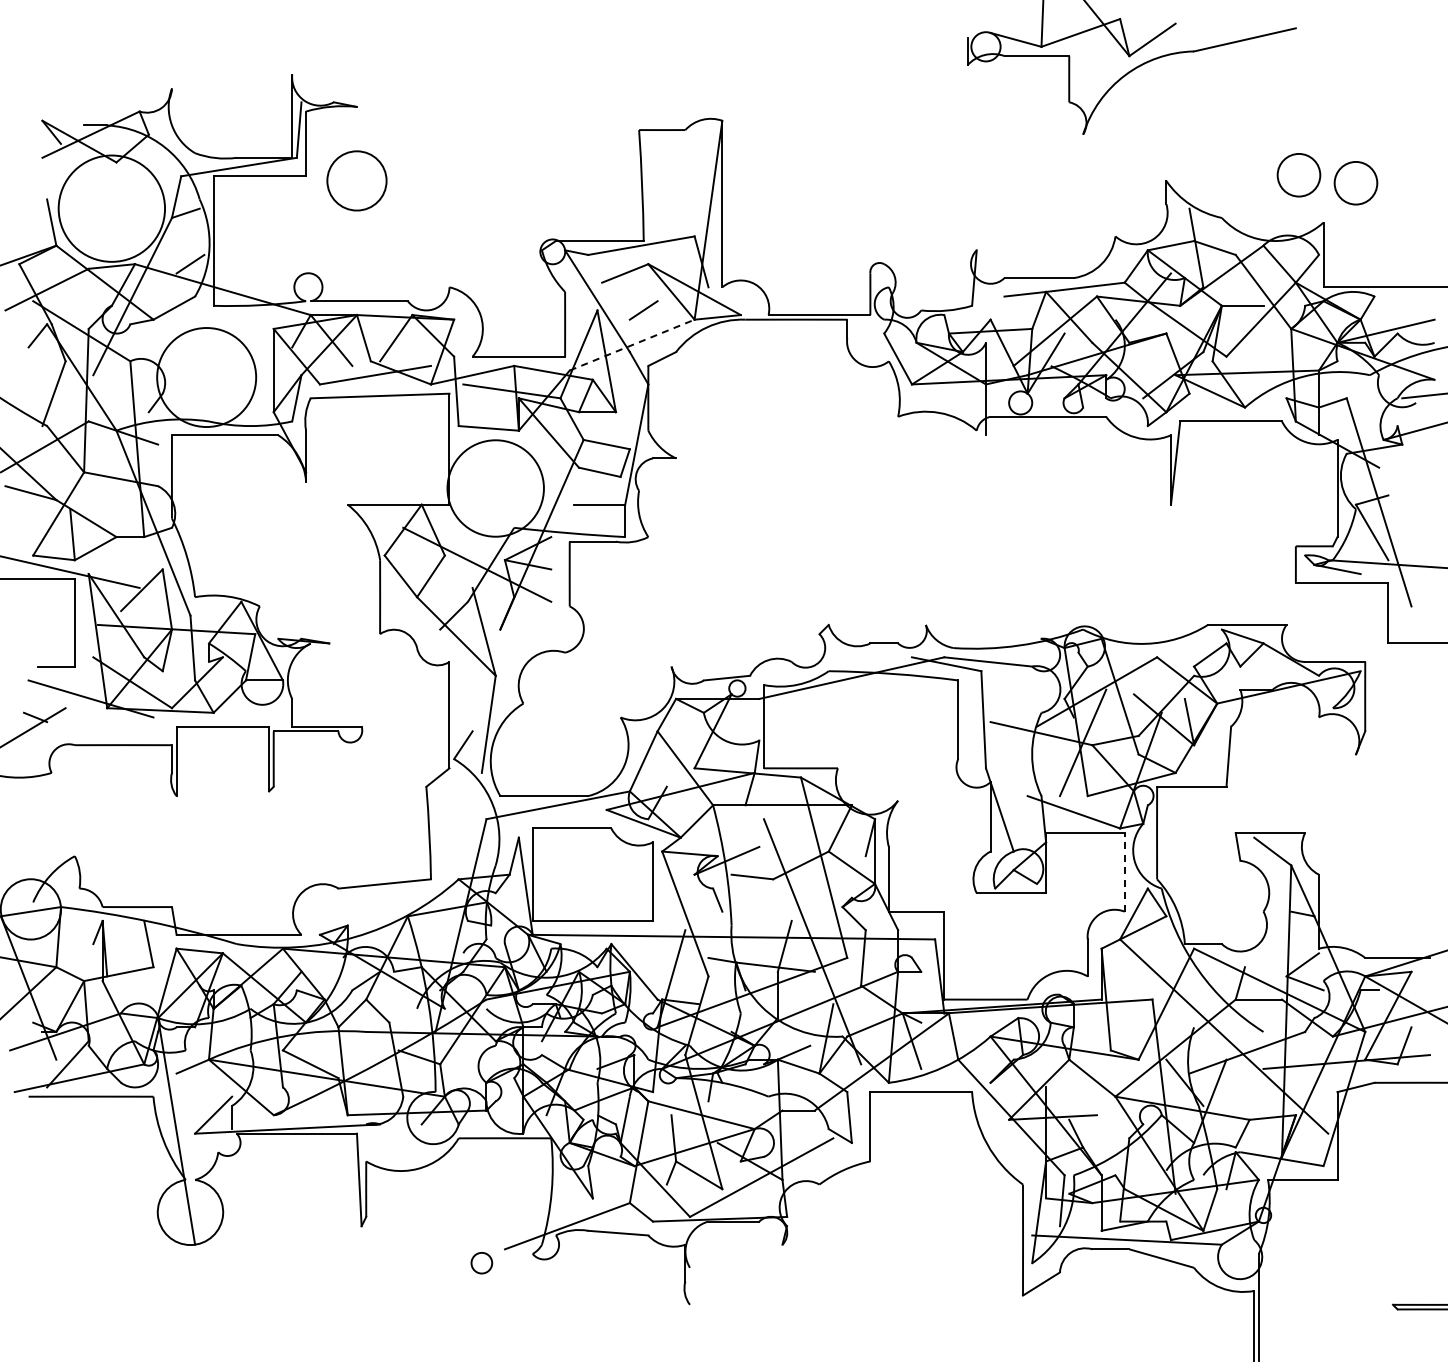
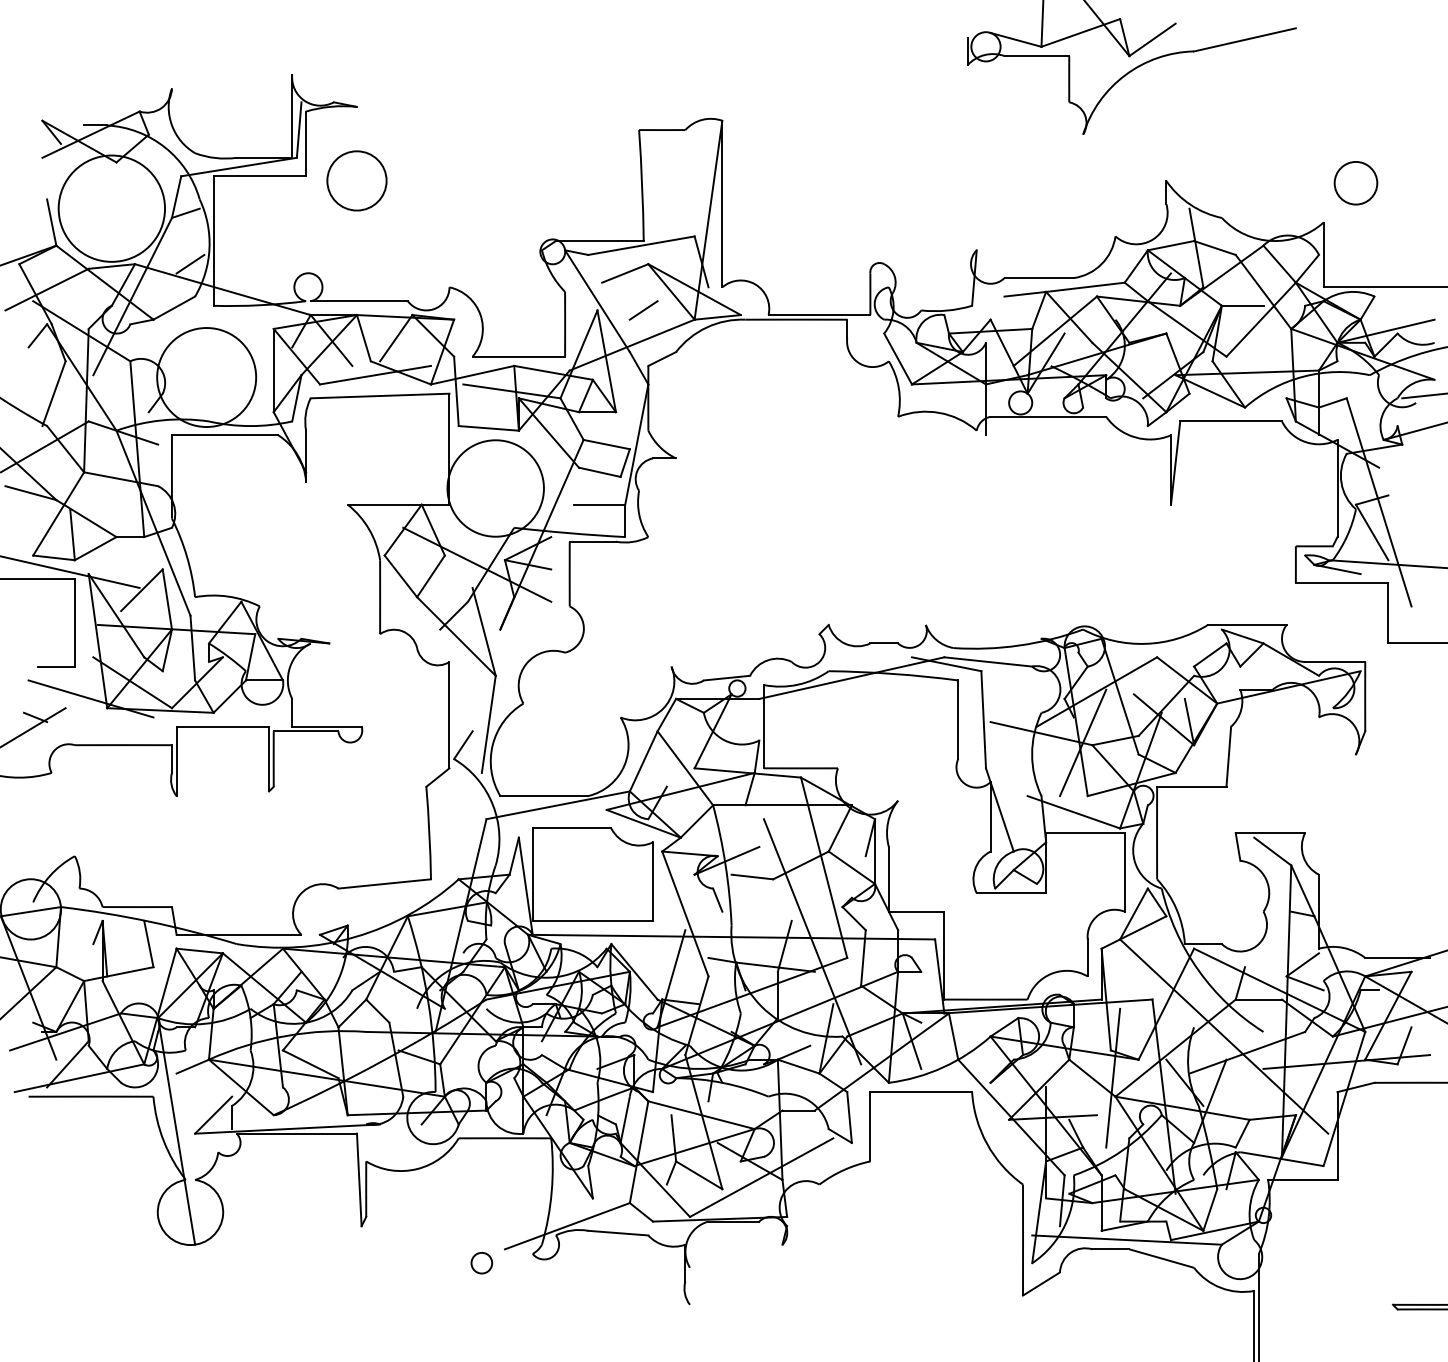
circle: present -> none (1298, 175)
line: dashed -> solid (632, 344)
line: dashed -> solid (1124, 871)
line: none -> present (1113, 1077)
